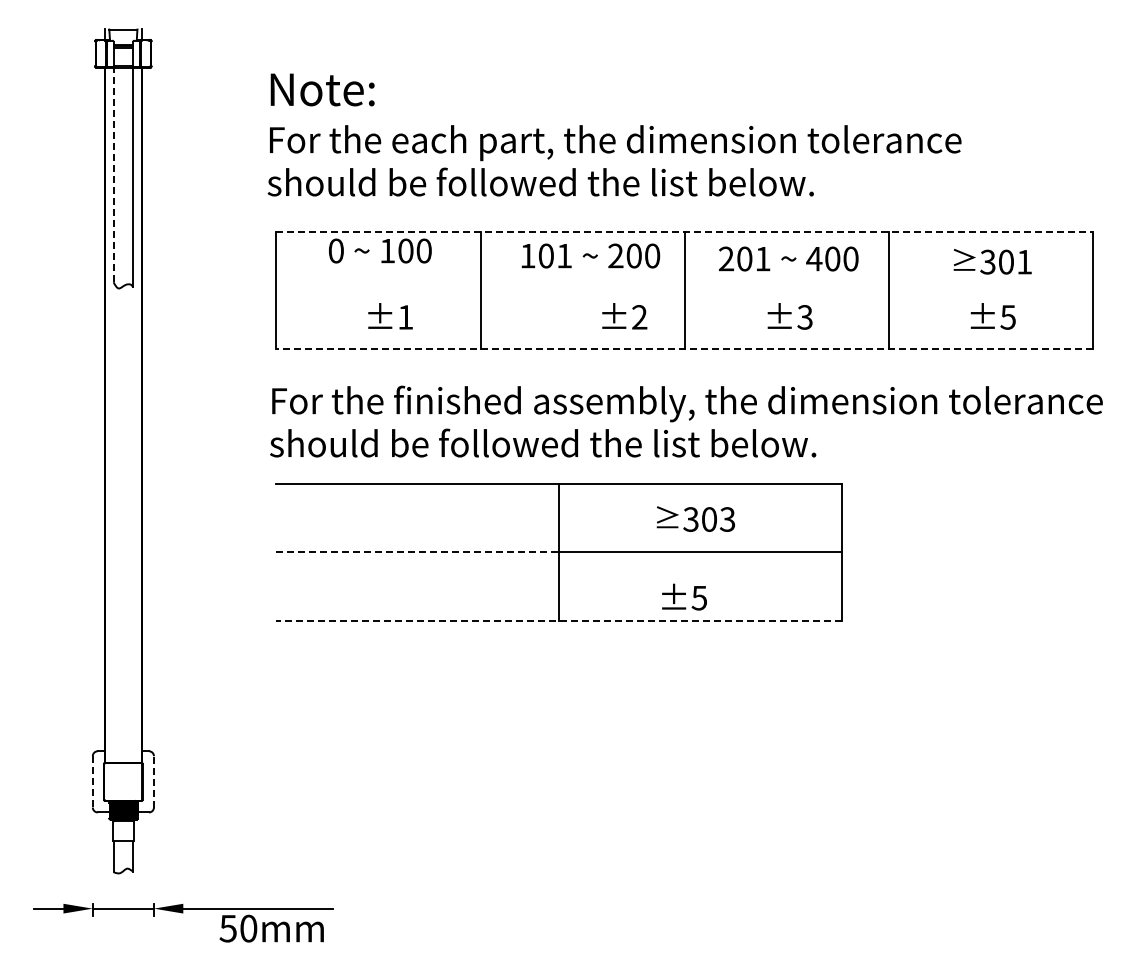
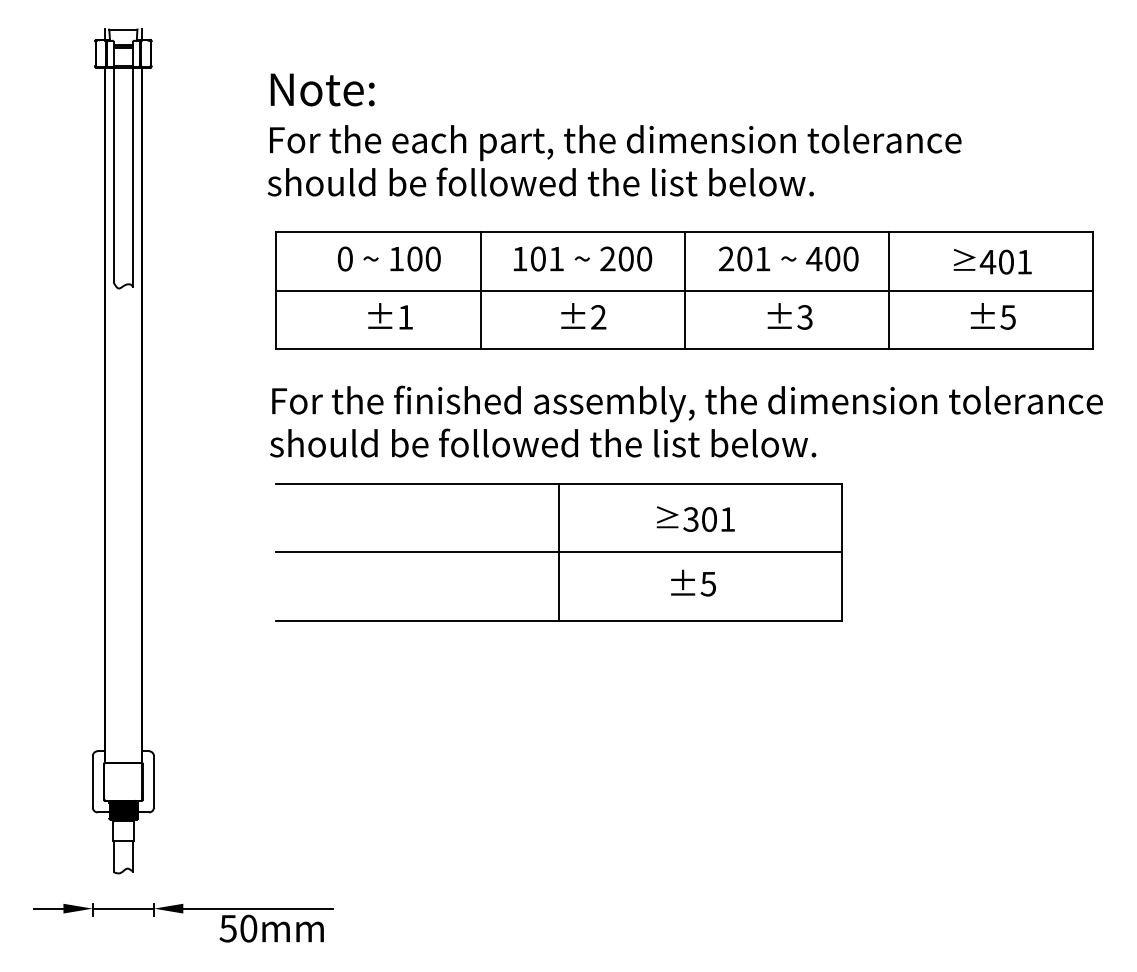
line: dashed -> solid (113, 174)
line: dashed -> solid (685, 232)
text position: (380, 250) -> (389, 258) (389, 258)
text position: (590, 255) -> (582, 258) (582, 258)
text: 301 -> 401 (987, 261)
line: none -> present (684, 290)
text position: (624, 316) -> (583, 316) (583, 316)
line: dashed -> solid (684, 349)
text: 303 -> 301 (727, 519)
line: dashed -> solid (418, 552)
text position: (684, 596) -> (693, 582) (693, 582)
line: dashed -> solid (559, 620)
line: dashed -> solid (92, 781)
line: dashed -> solid (153, 781)
